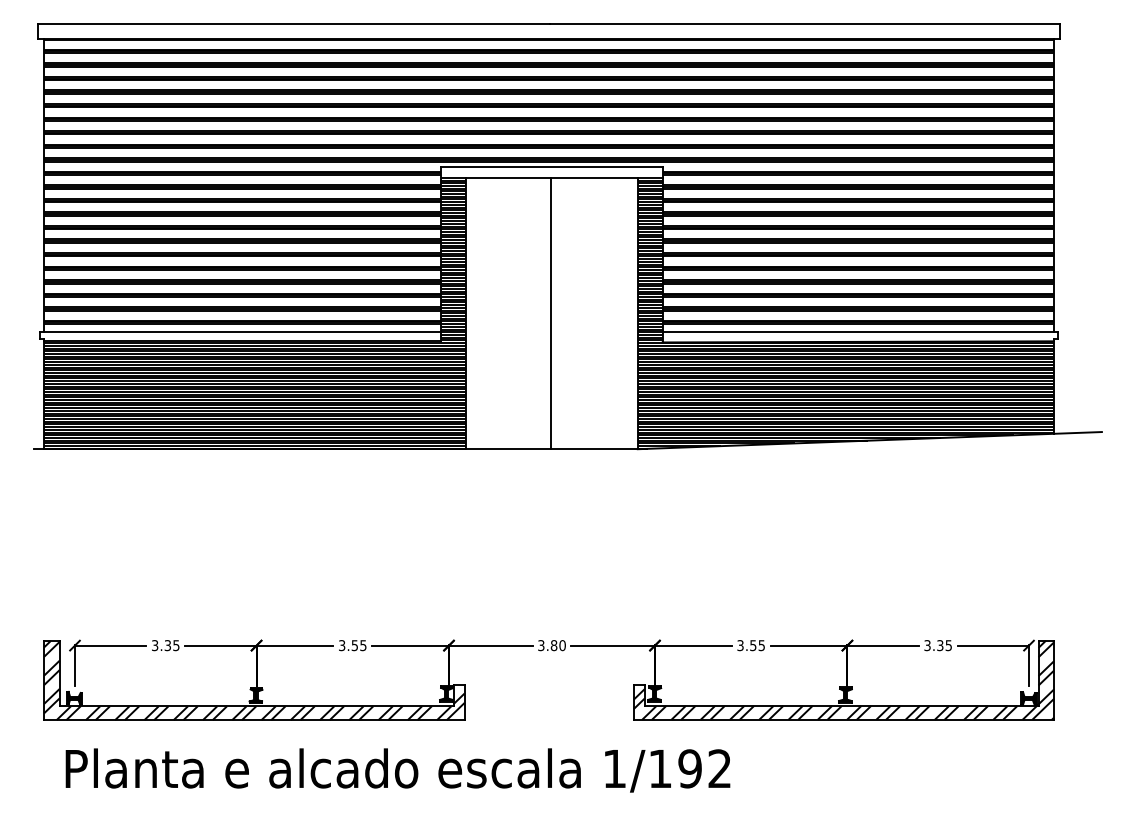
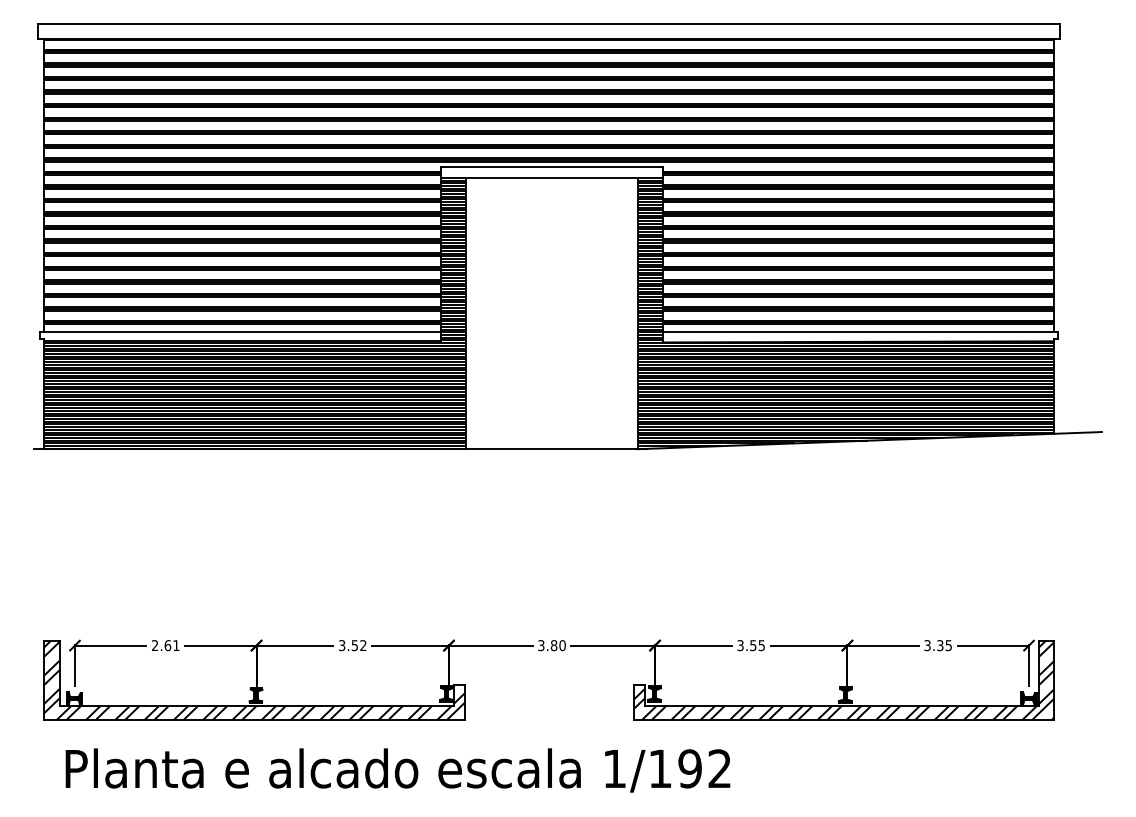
line: present -> none (550, 313)
text: 3.35 -> 2.61 (165, 645)
text: 3.55 -> 3.52 (363, 645)
